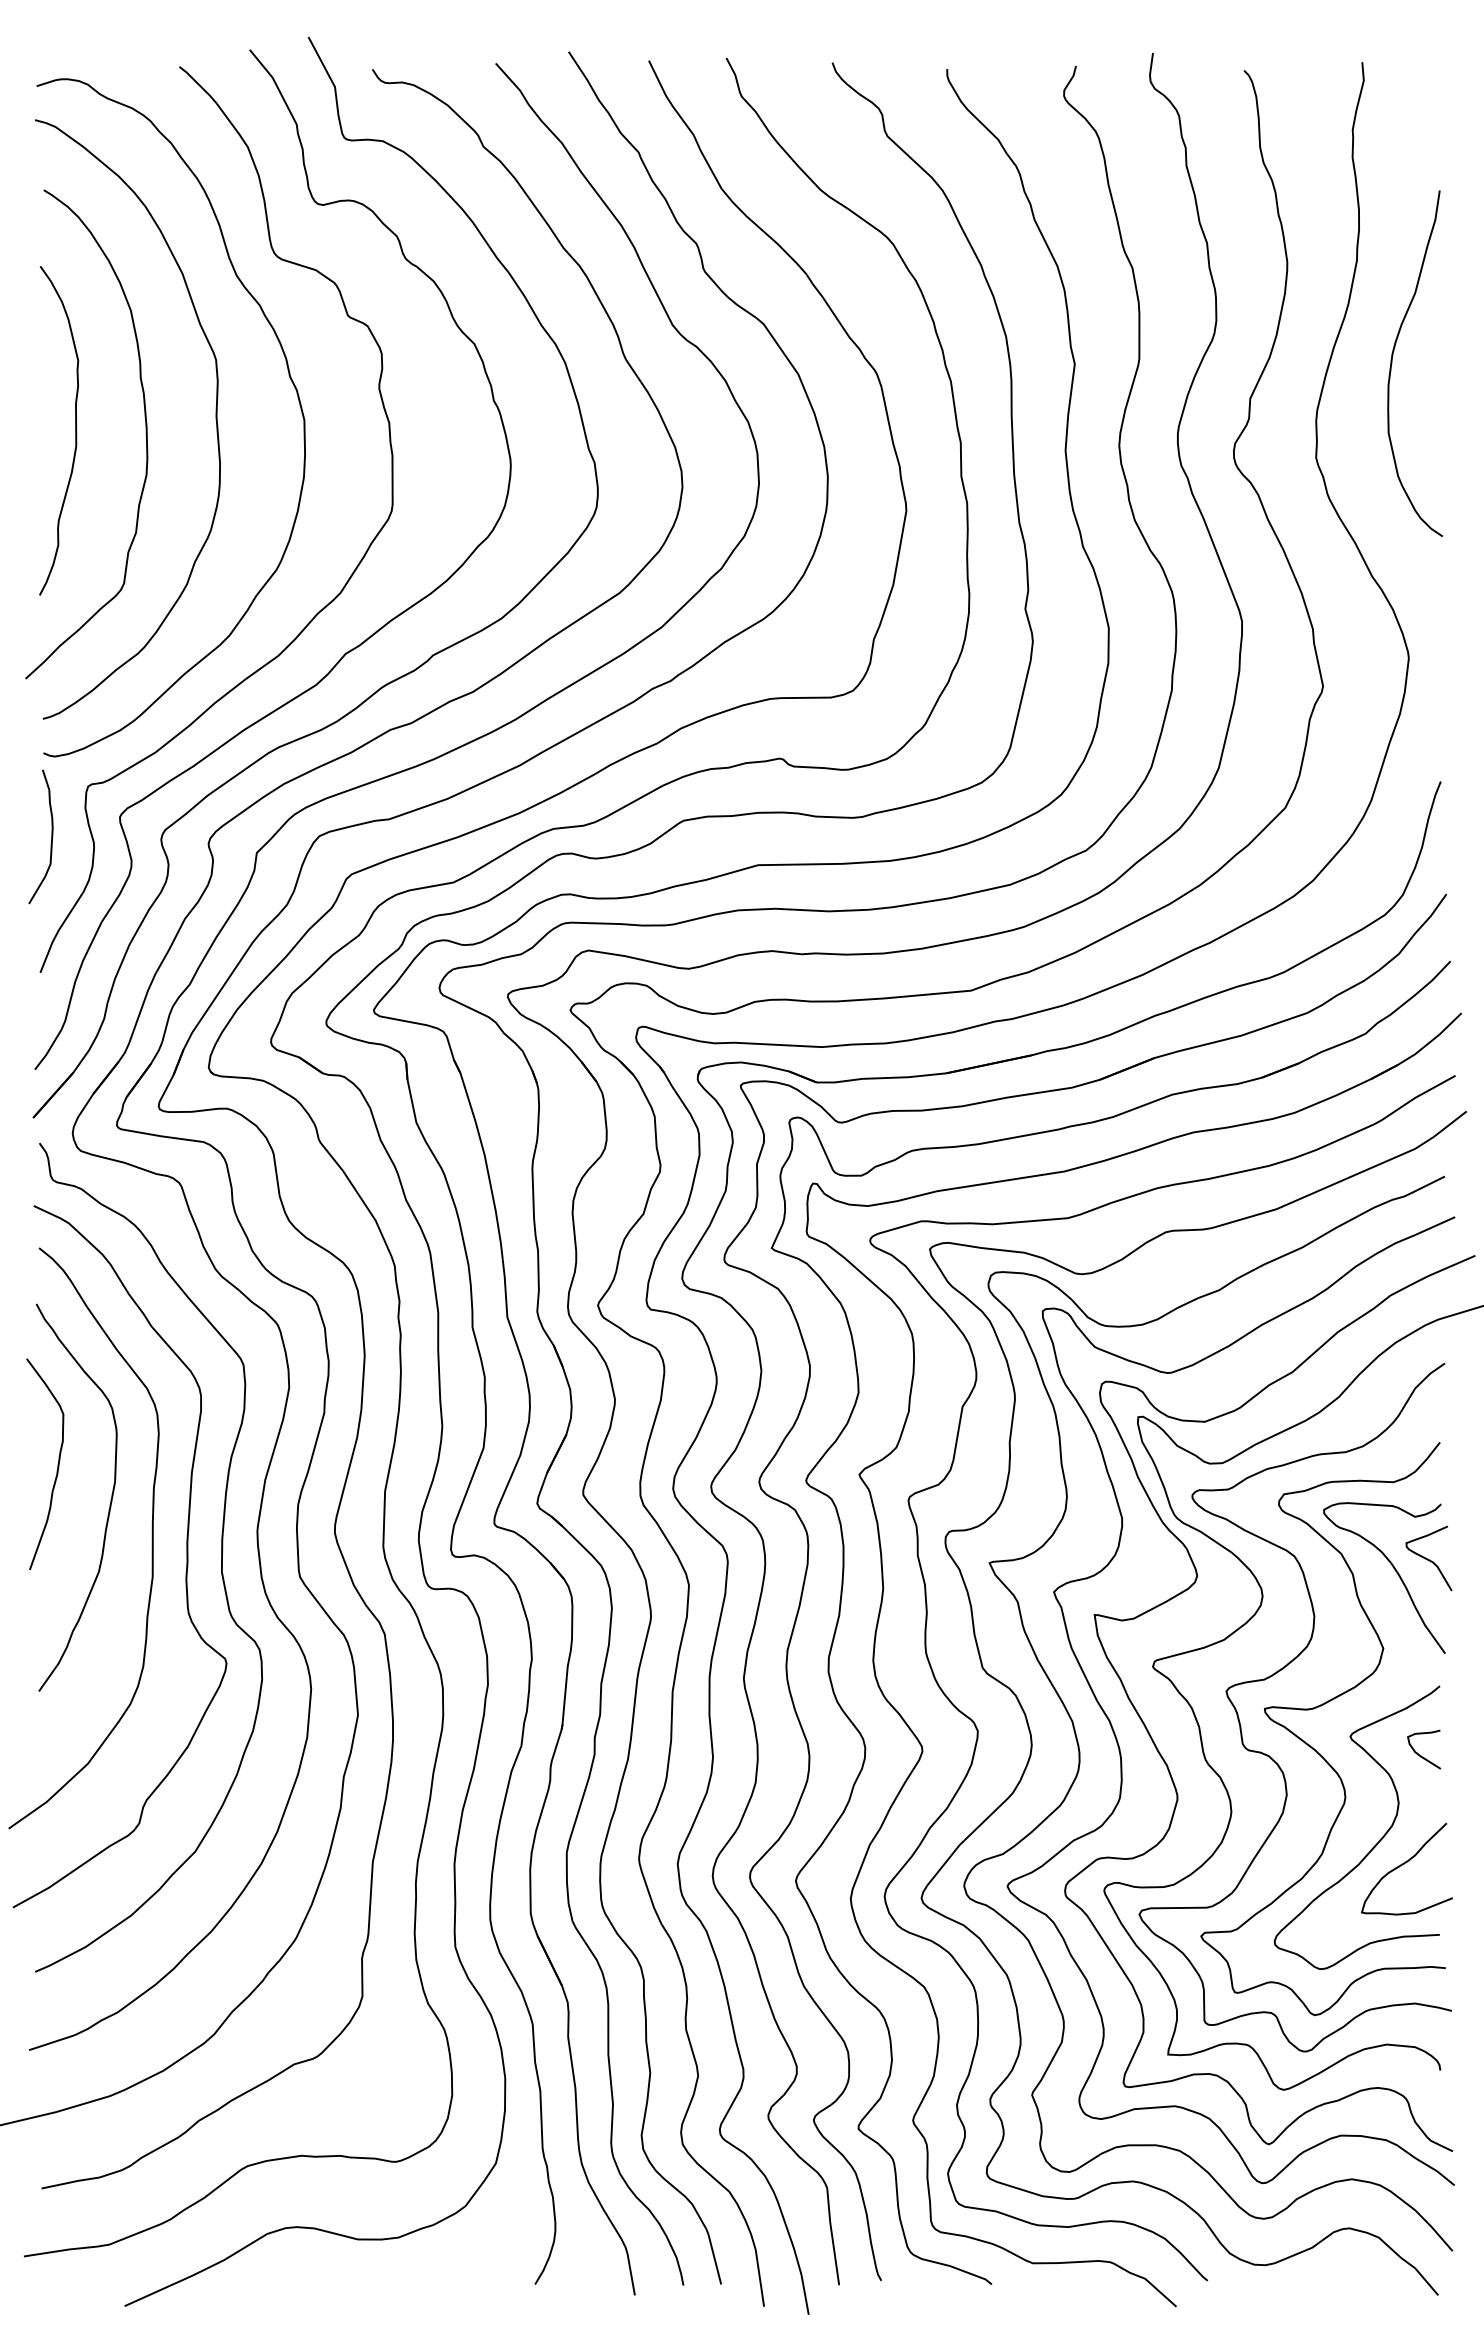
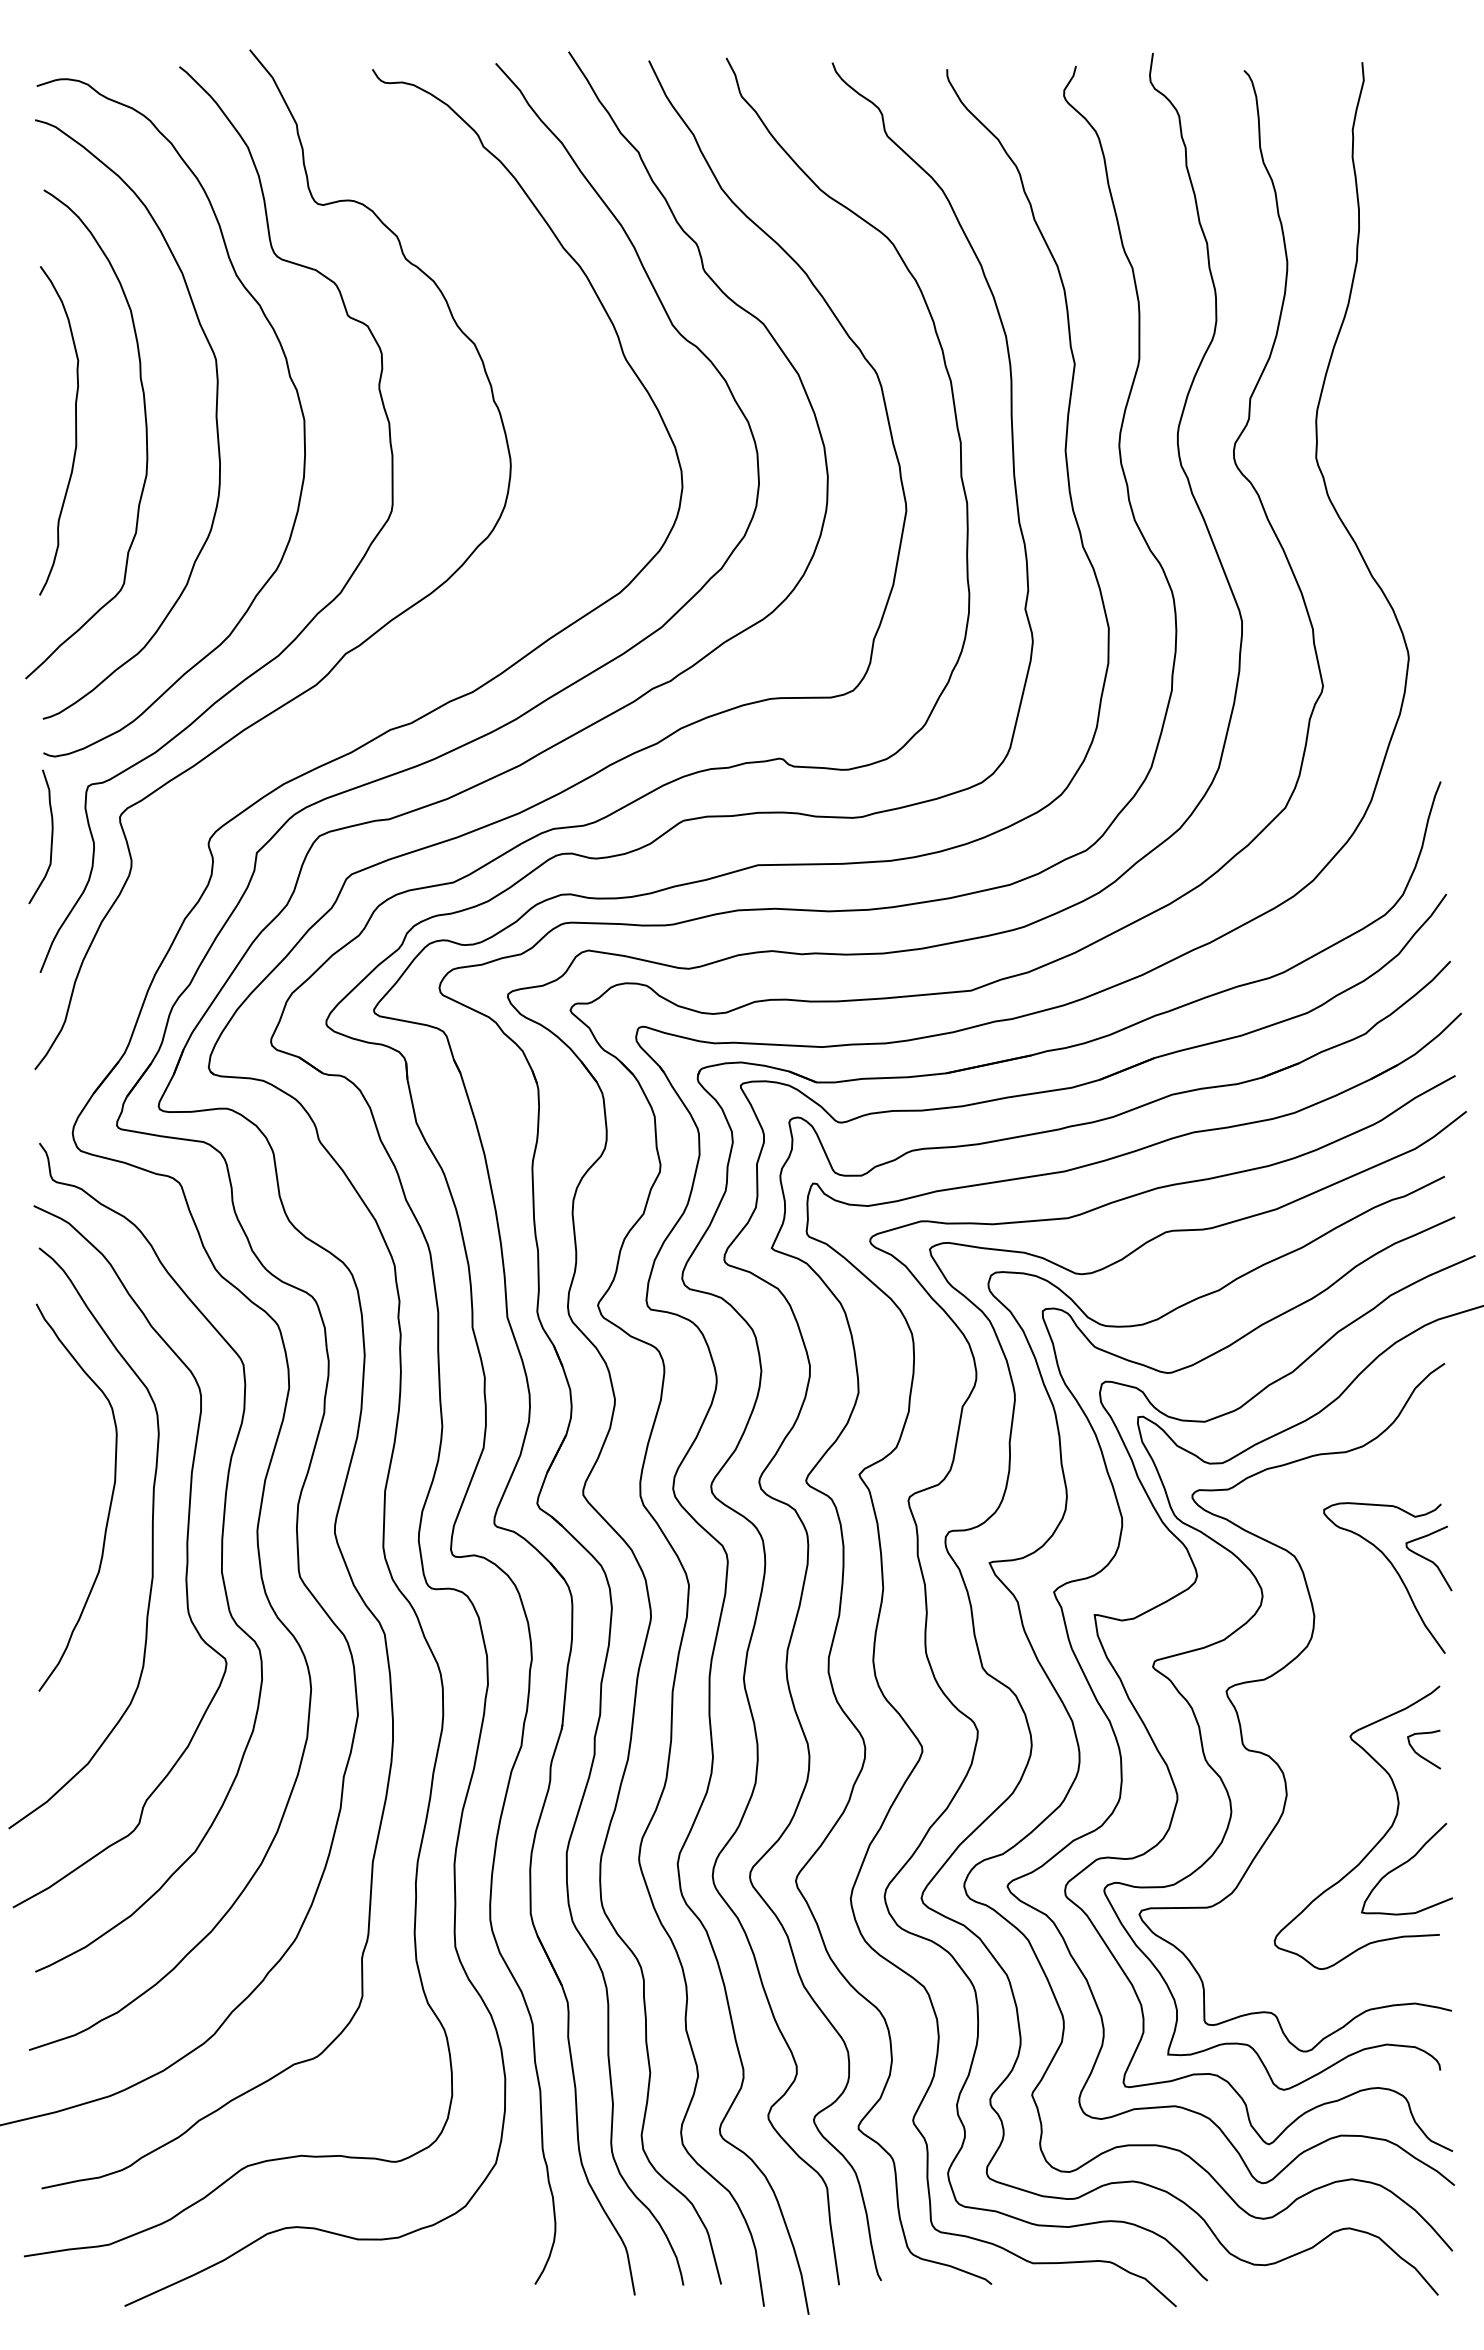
curve: present -> none (1392, 363)
part: present -> none (384, 684)
curve: present -> none (57, 1464)
curve: present -> none (1308, 1743)
